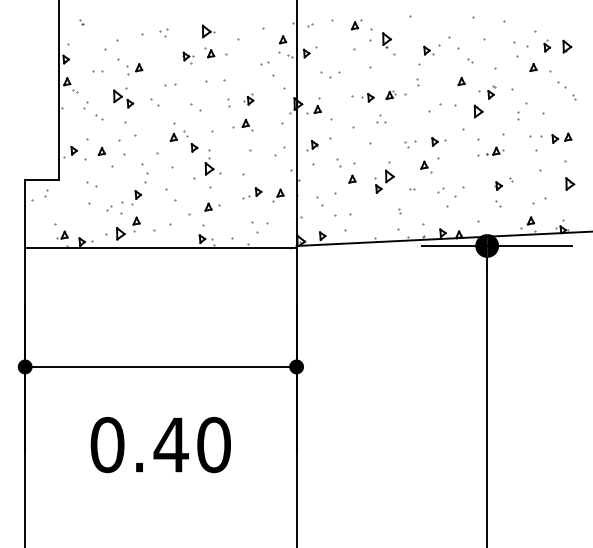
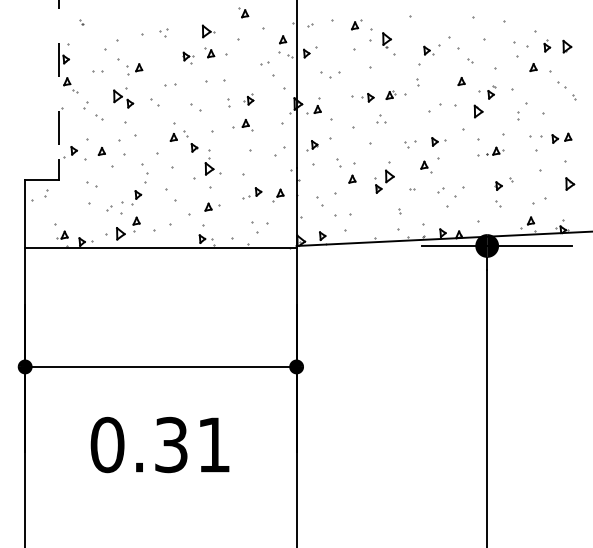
part: none -> present (243, 12)
line: solid -> dashed (59, 80)
text: 0.40 -> 0.31 (191, 444)
